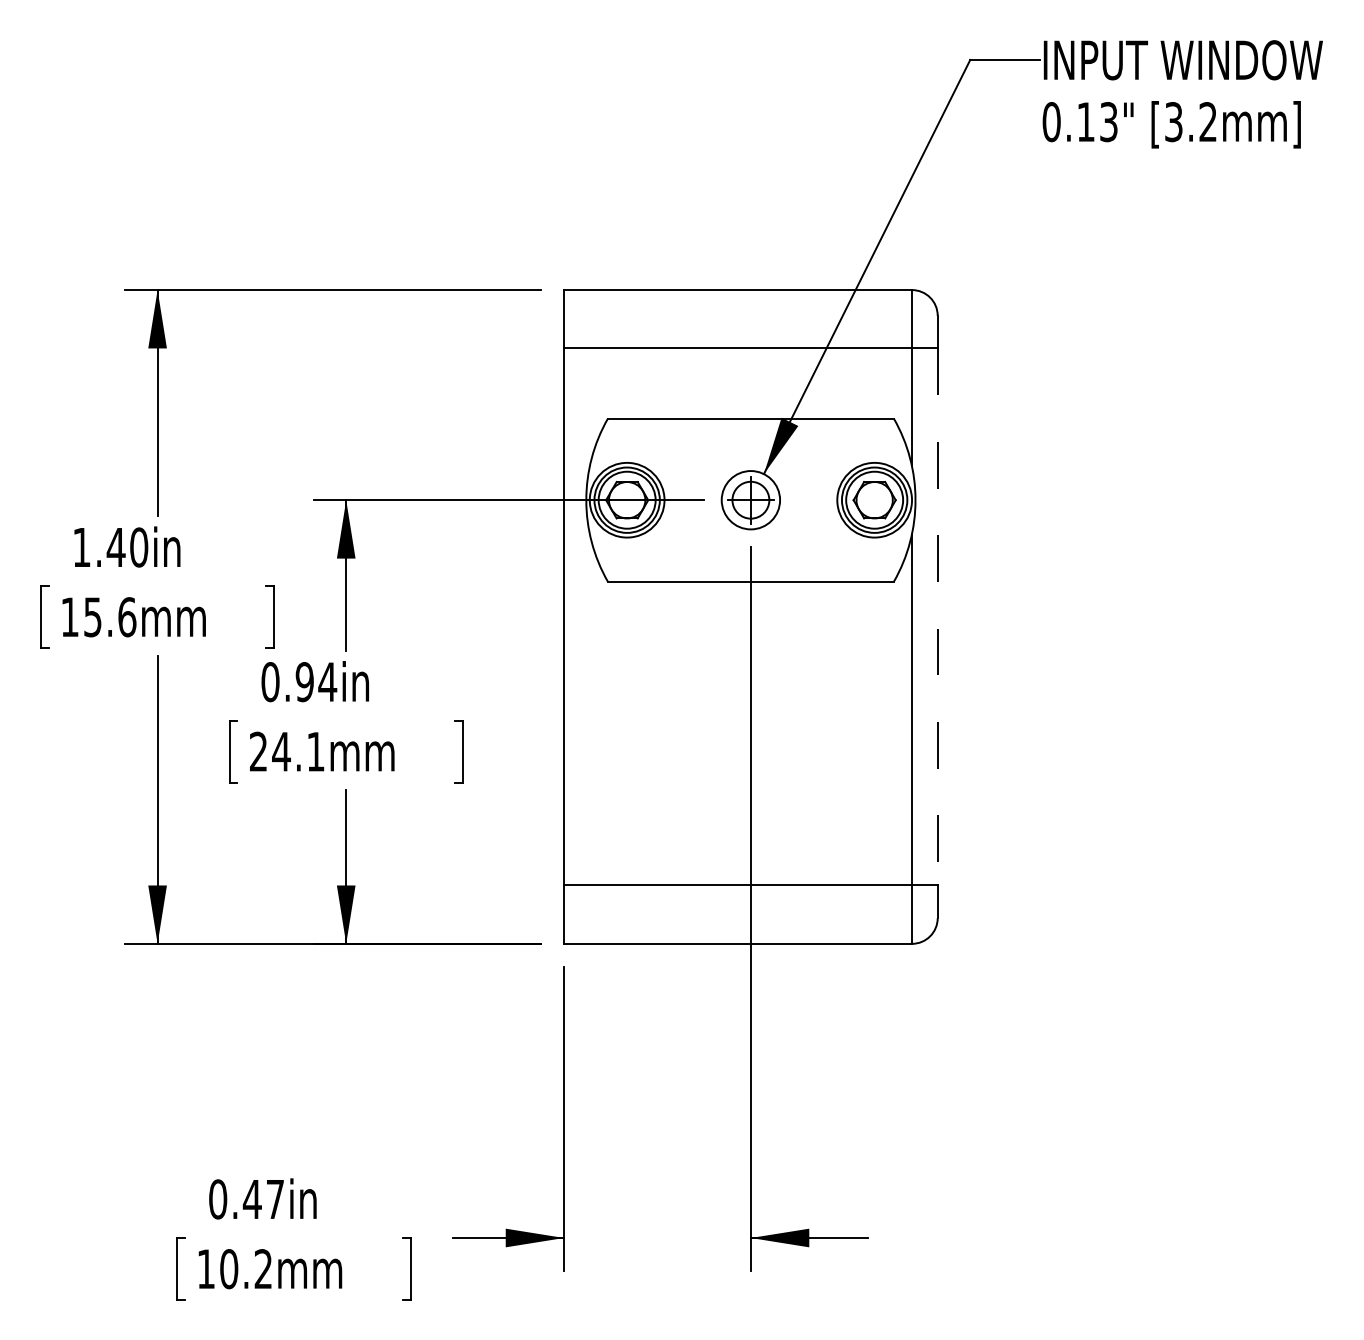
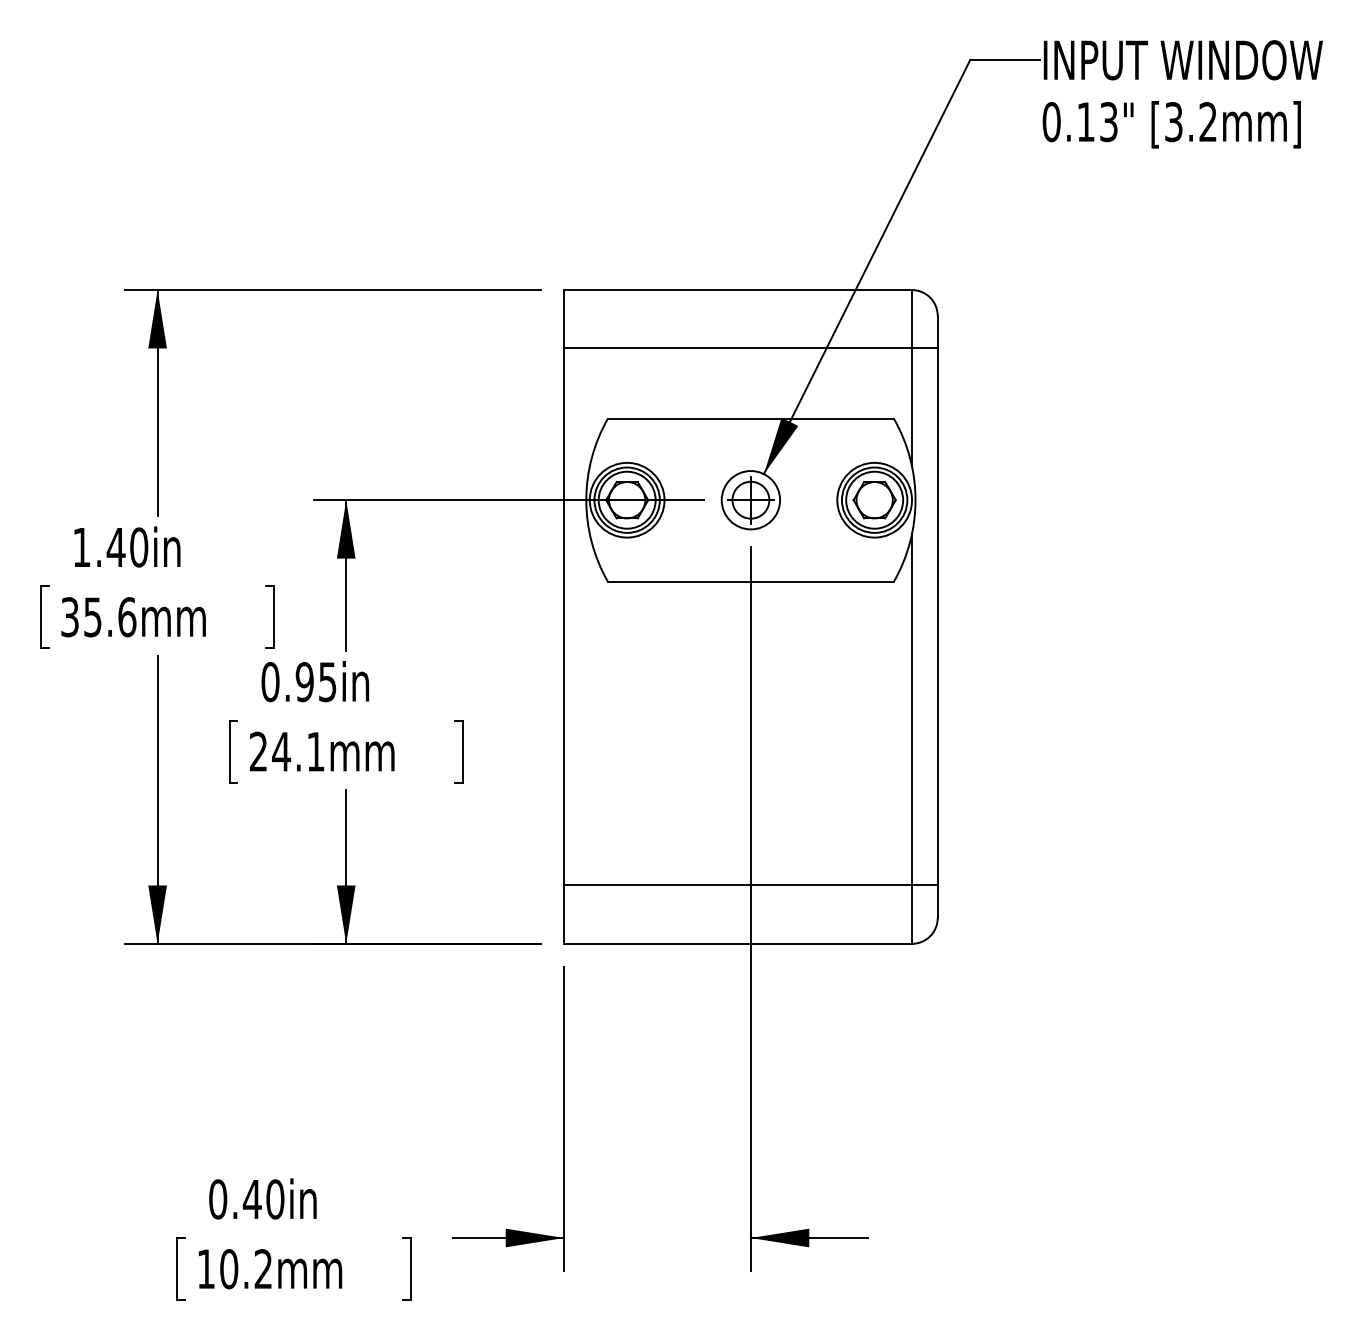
line: dashed -> solid (937, 616)
text: 15.6mm -> 35.6mm (69, 617)
text: 0.94in -> 0.95in (327, 682)
text: 0.47in -> 0.40in (275, 1199)
